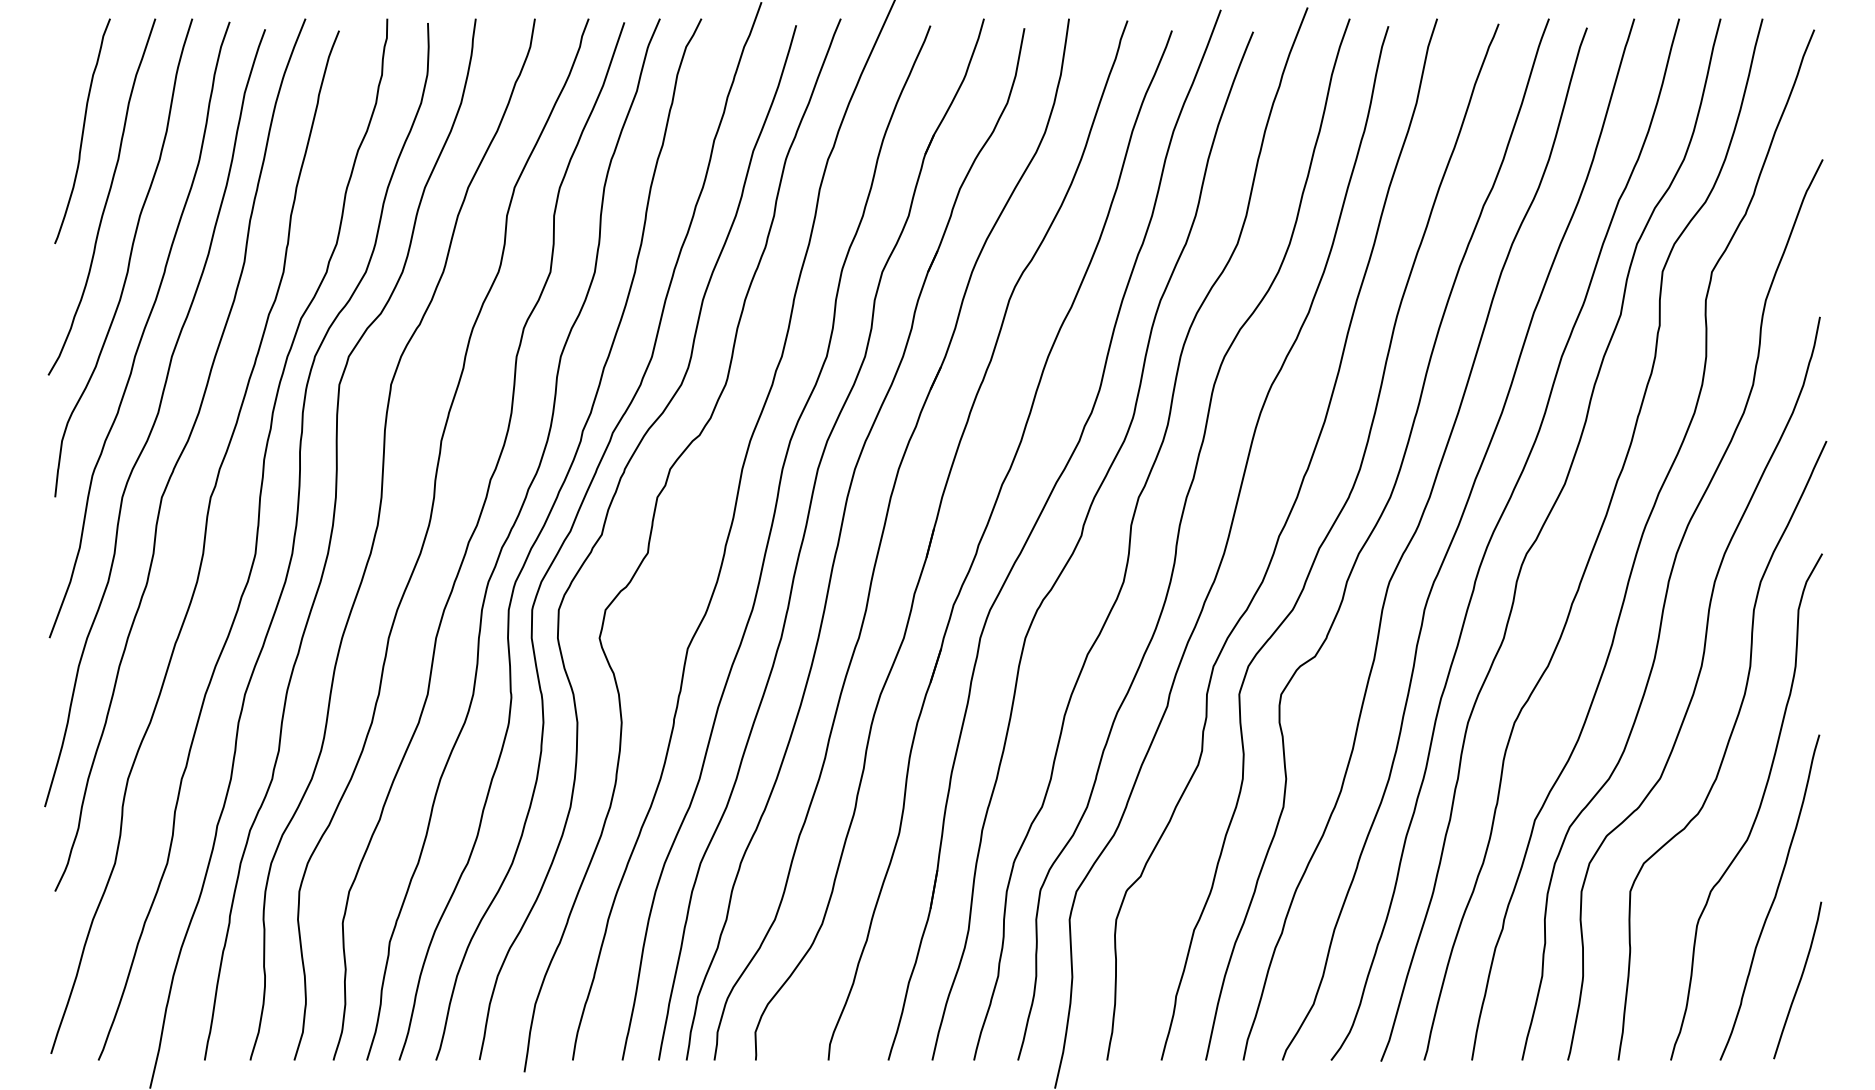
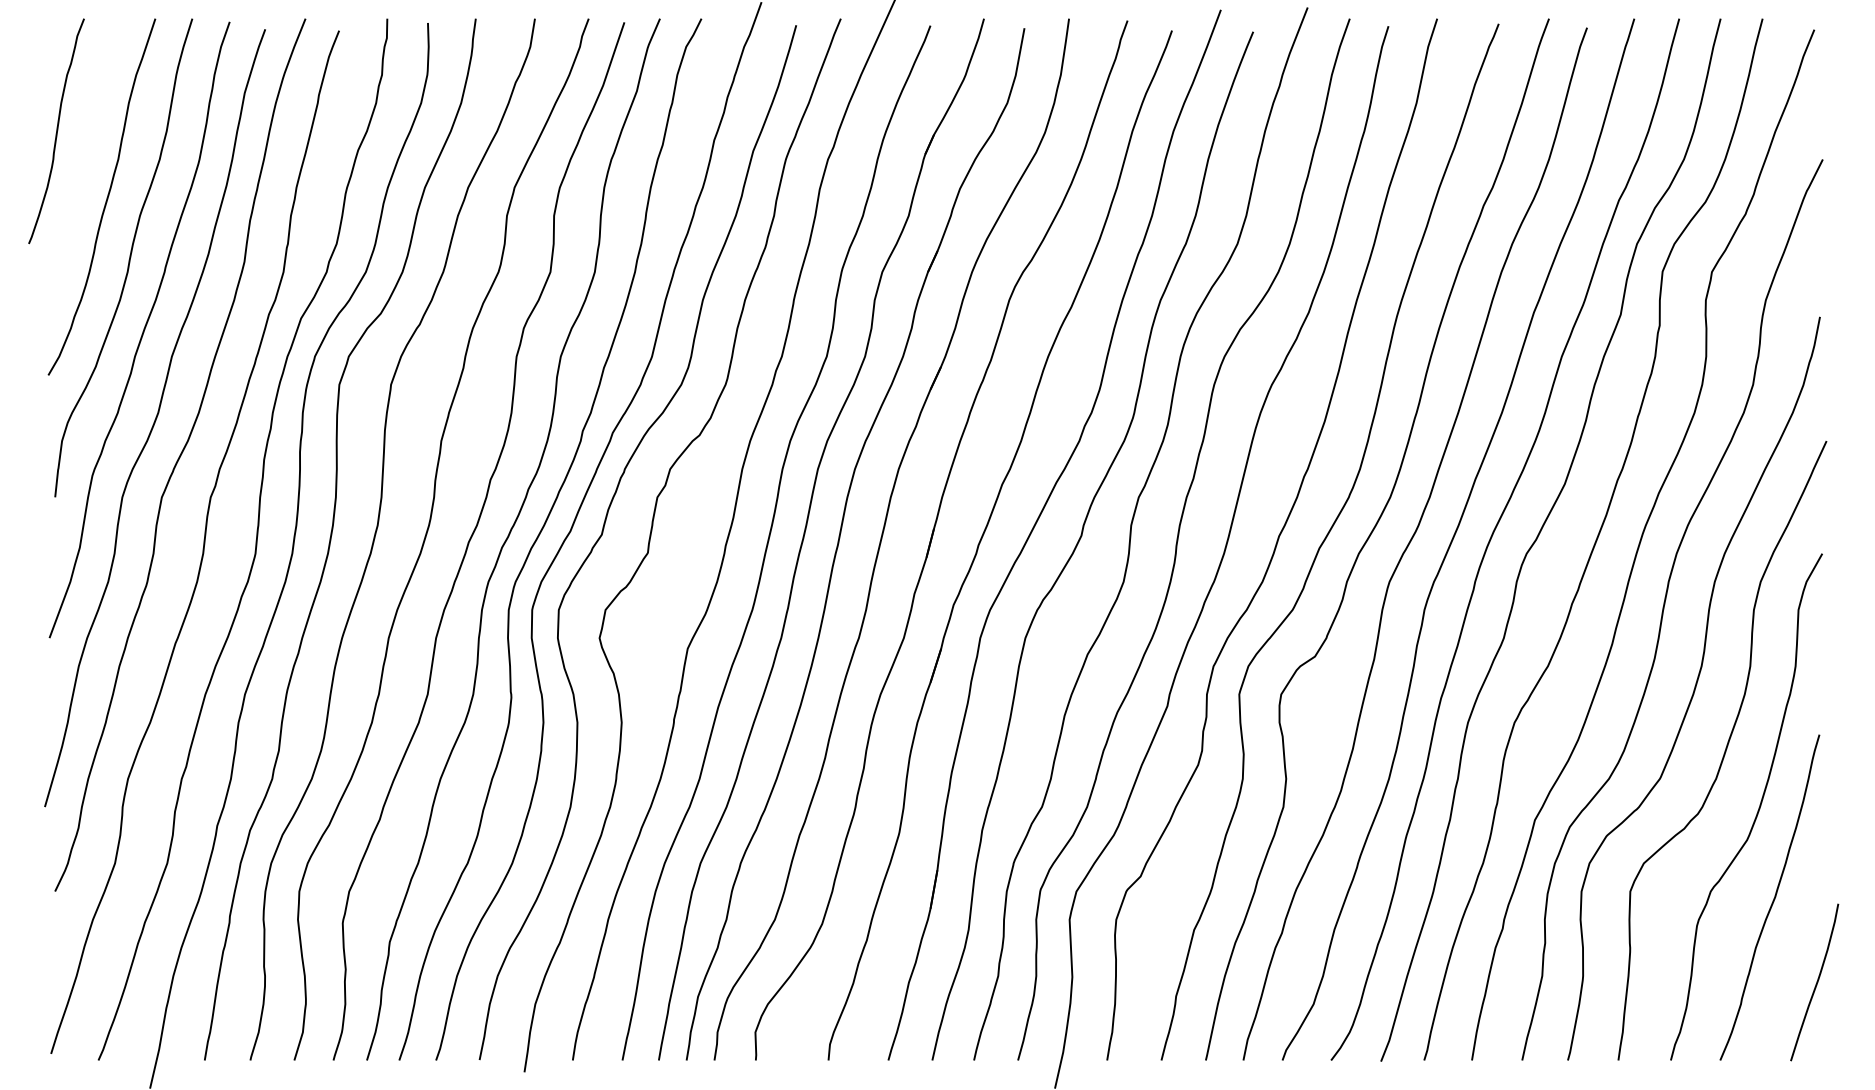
curve position: (82, 131) -> (56, 131) (56, 131)
curve position: (1799, 980) -> (1816, 982) (1816, 982)
